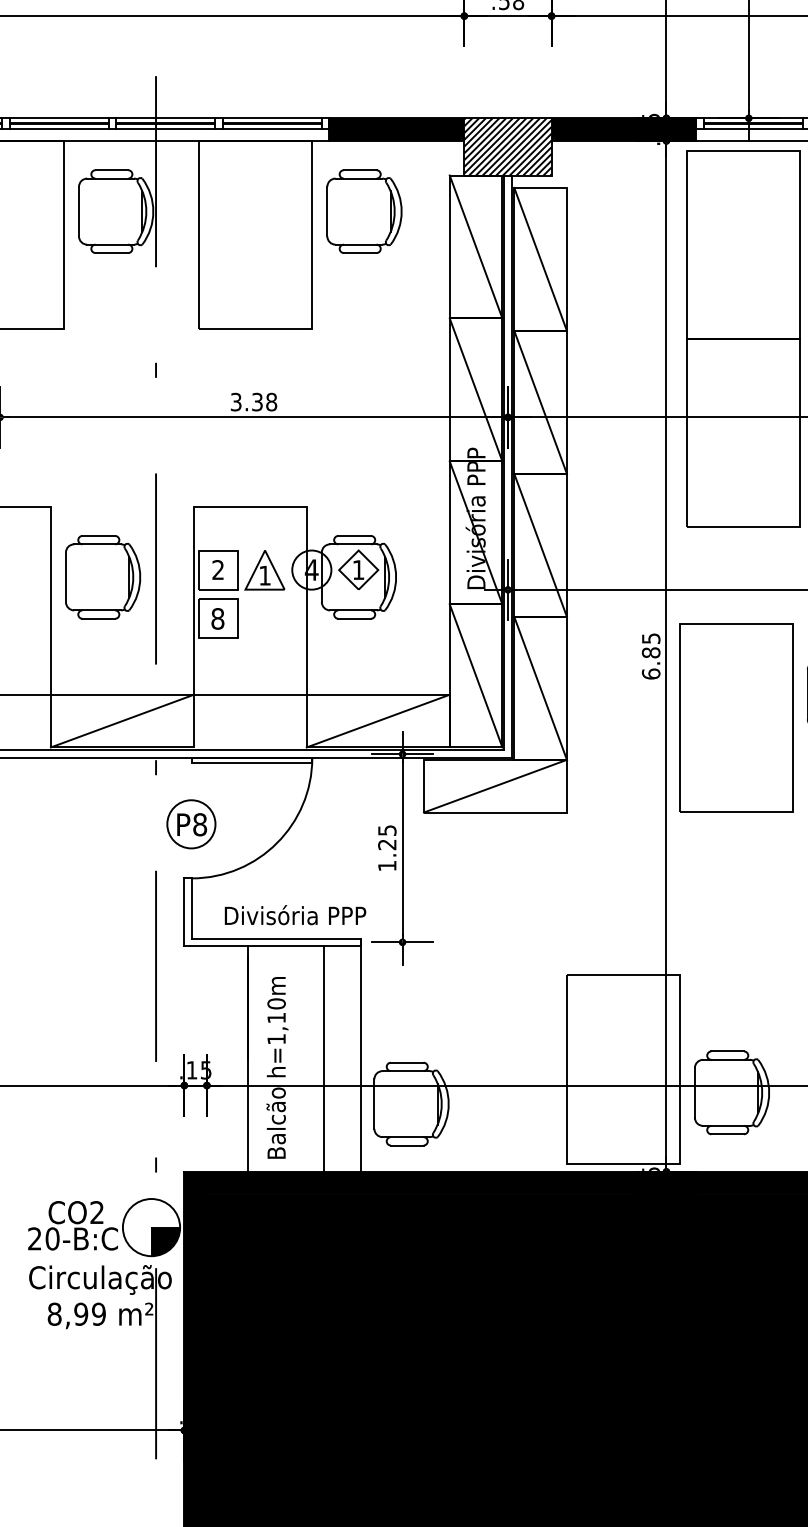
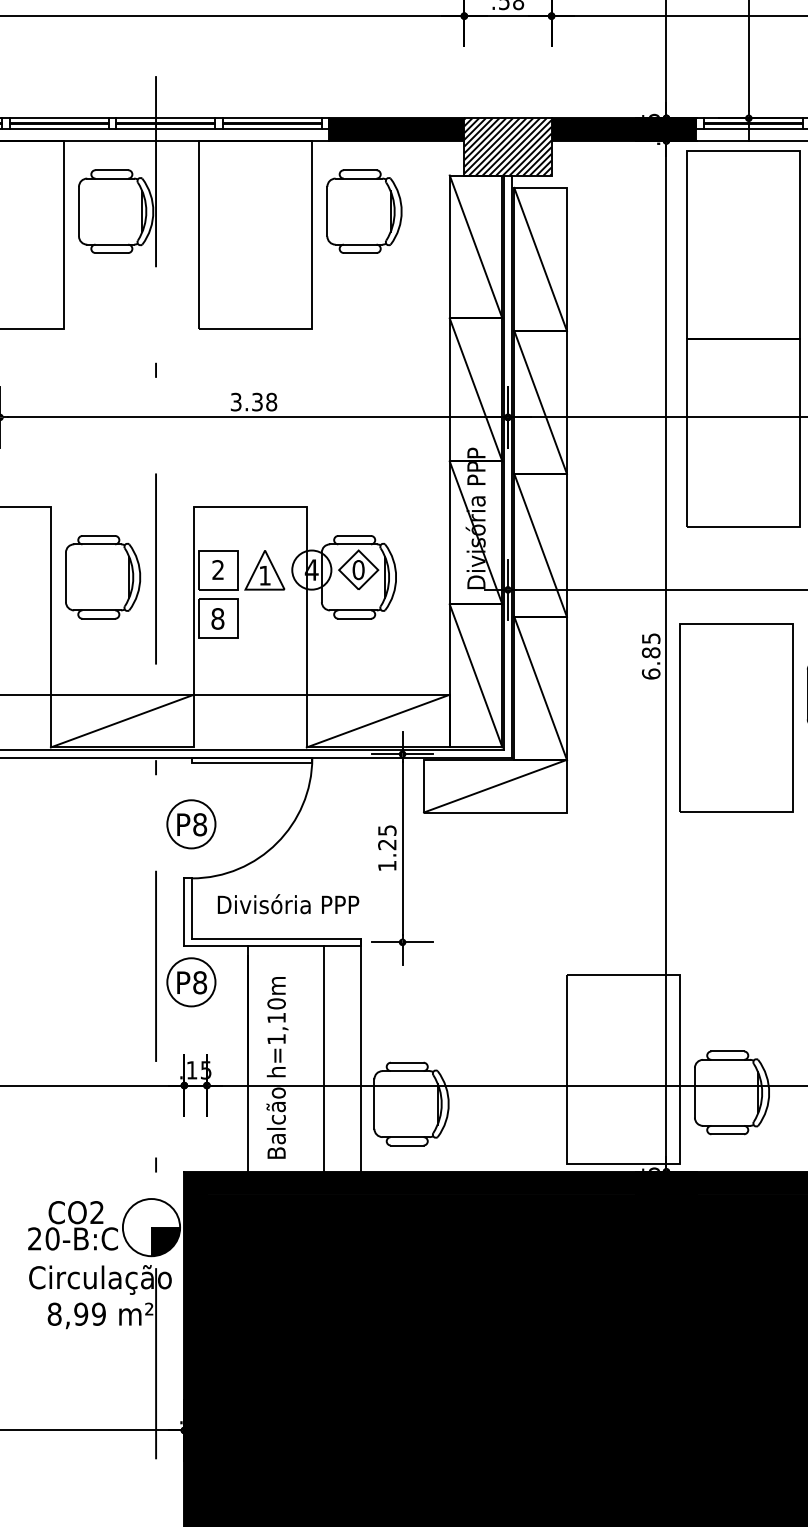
text: 1 -> 0 (358, 570)
text position: (295, 915) -> (288, 904) (288, 904)
part: none -> present (191, 982)
